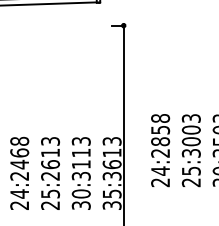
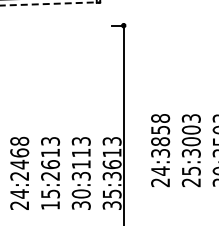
line: solid -> dashed (48, 3)
text: 24:2858 -> 24:3858 (160, 153)
text: 25:2613 -> 15:2613 (50, 205)
